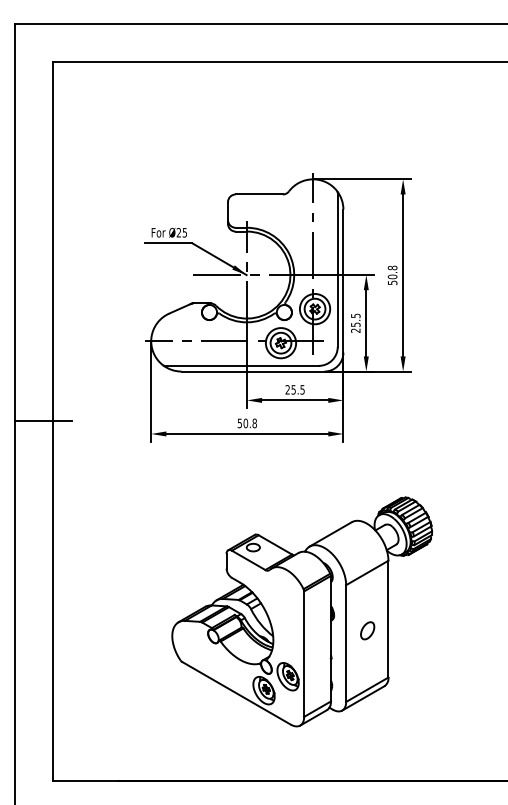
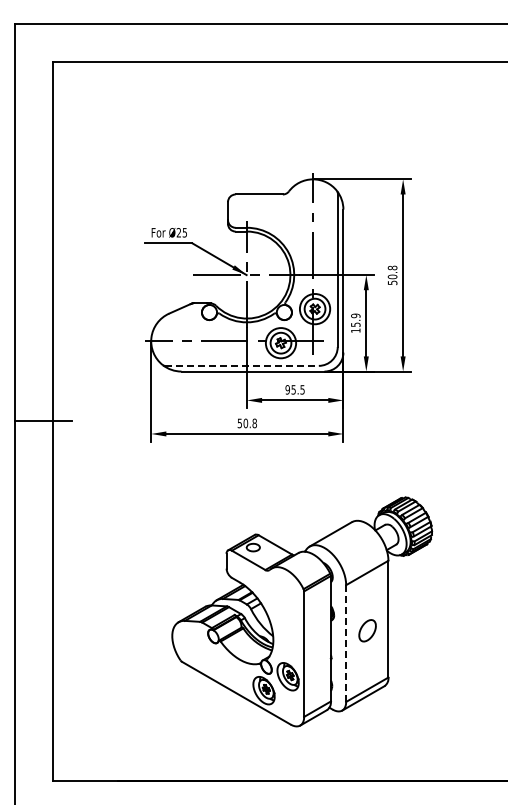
text: 25.5 -> 15.9 (355, 322)
line: solid -> dashed (241, 365)
text: 25.5 -> 95.5 (287, 389)
part size: 16x20 px -> 19x24 px (367, 630)
line: solid -> dashed (346, 643)
